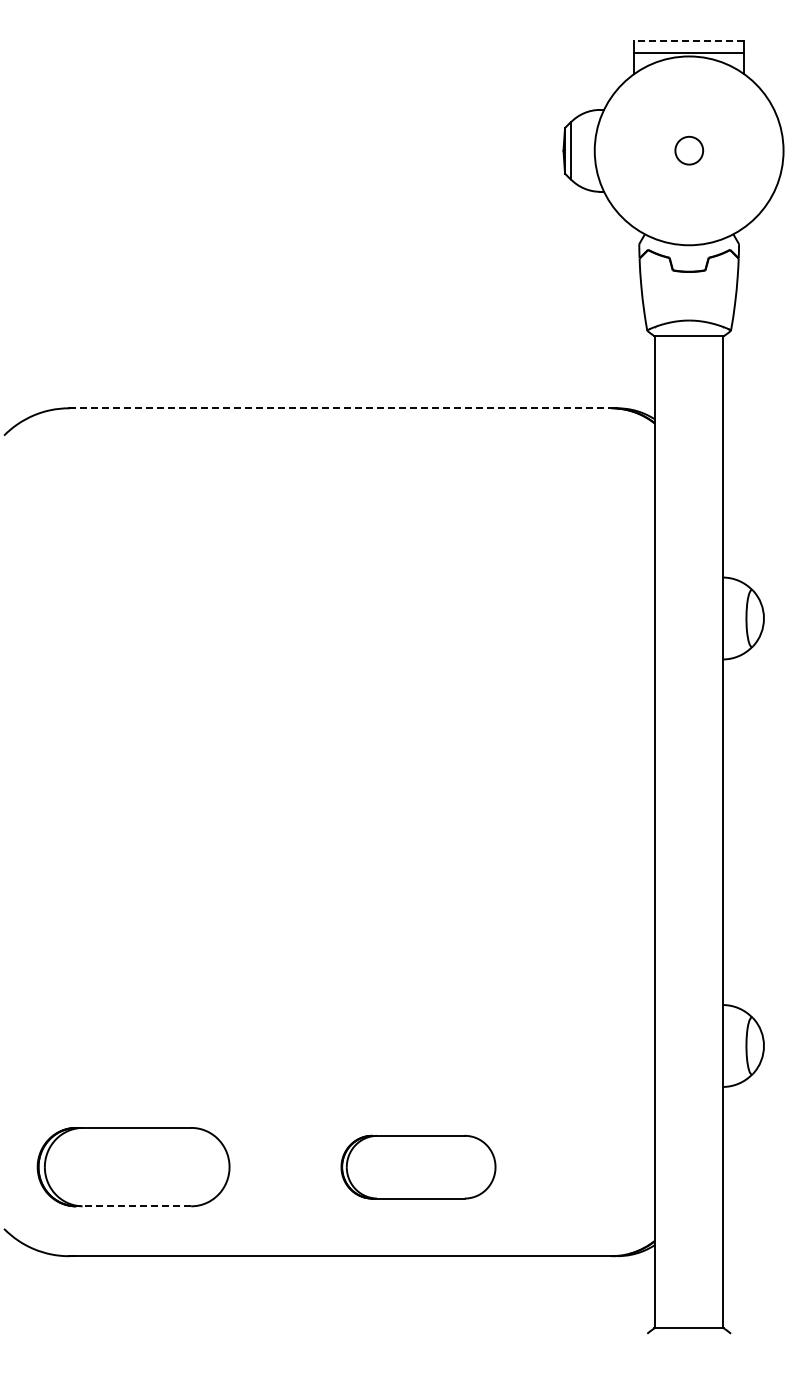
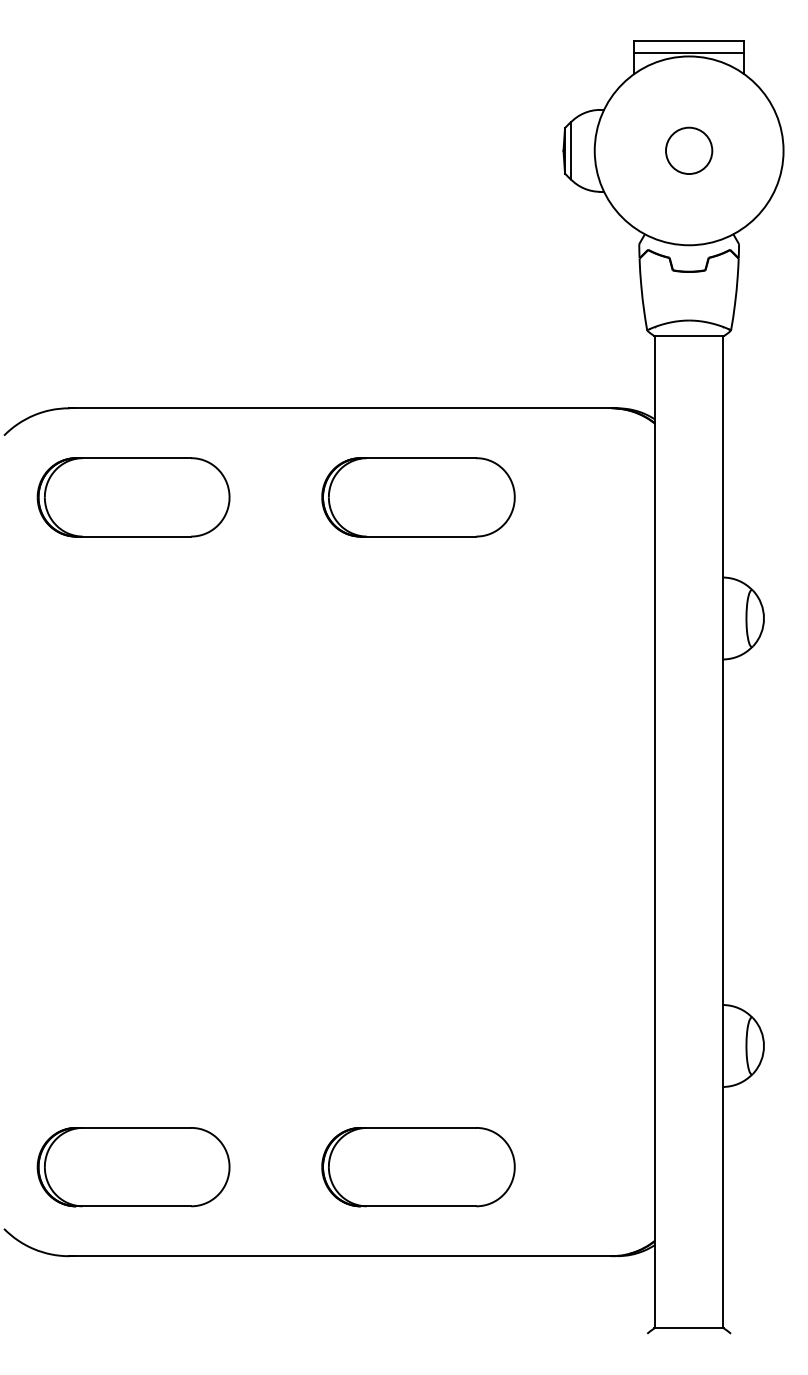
line: dashed -> solid (688, 41)
circle size: 31x31 px -> 49x49 px (689, 150)
line: dashed -> solid (340, 408)
part: none -> present (133, 497)
part: none -> present (418, 497)
part size: 157x66 px -> 195x81 px (418, 1167)
line: dashed -> solid (133, 1206)
